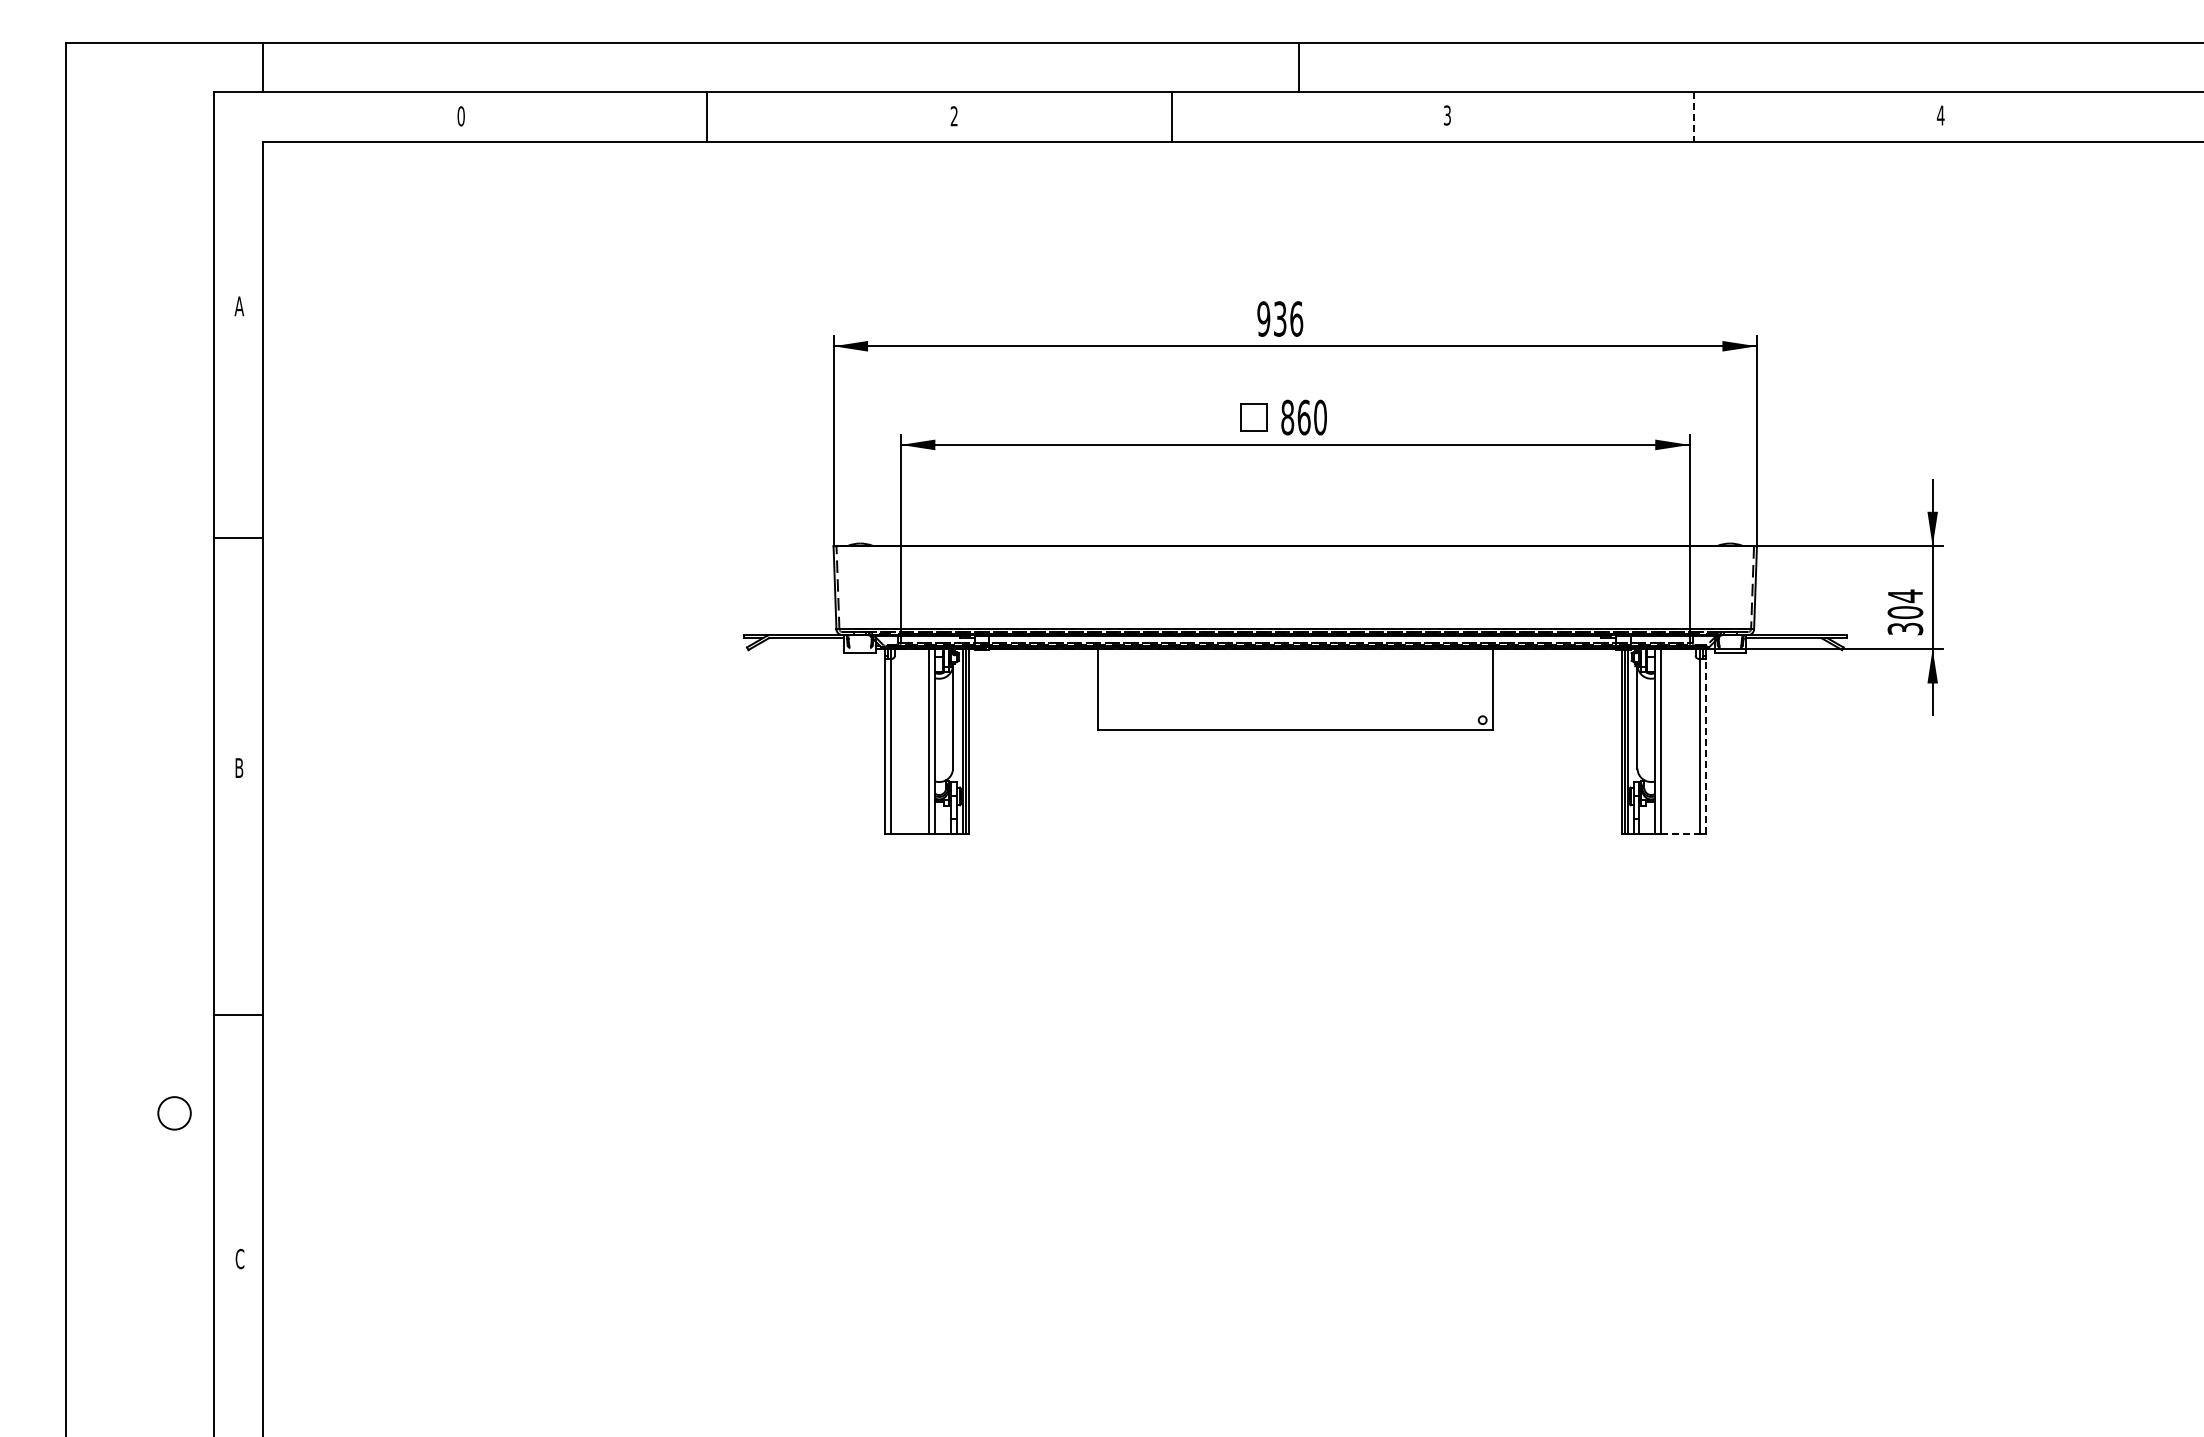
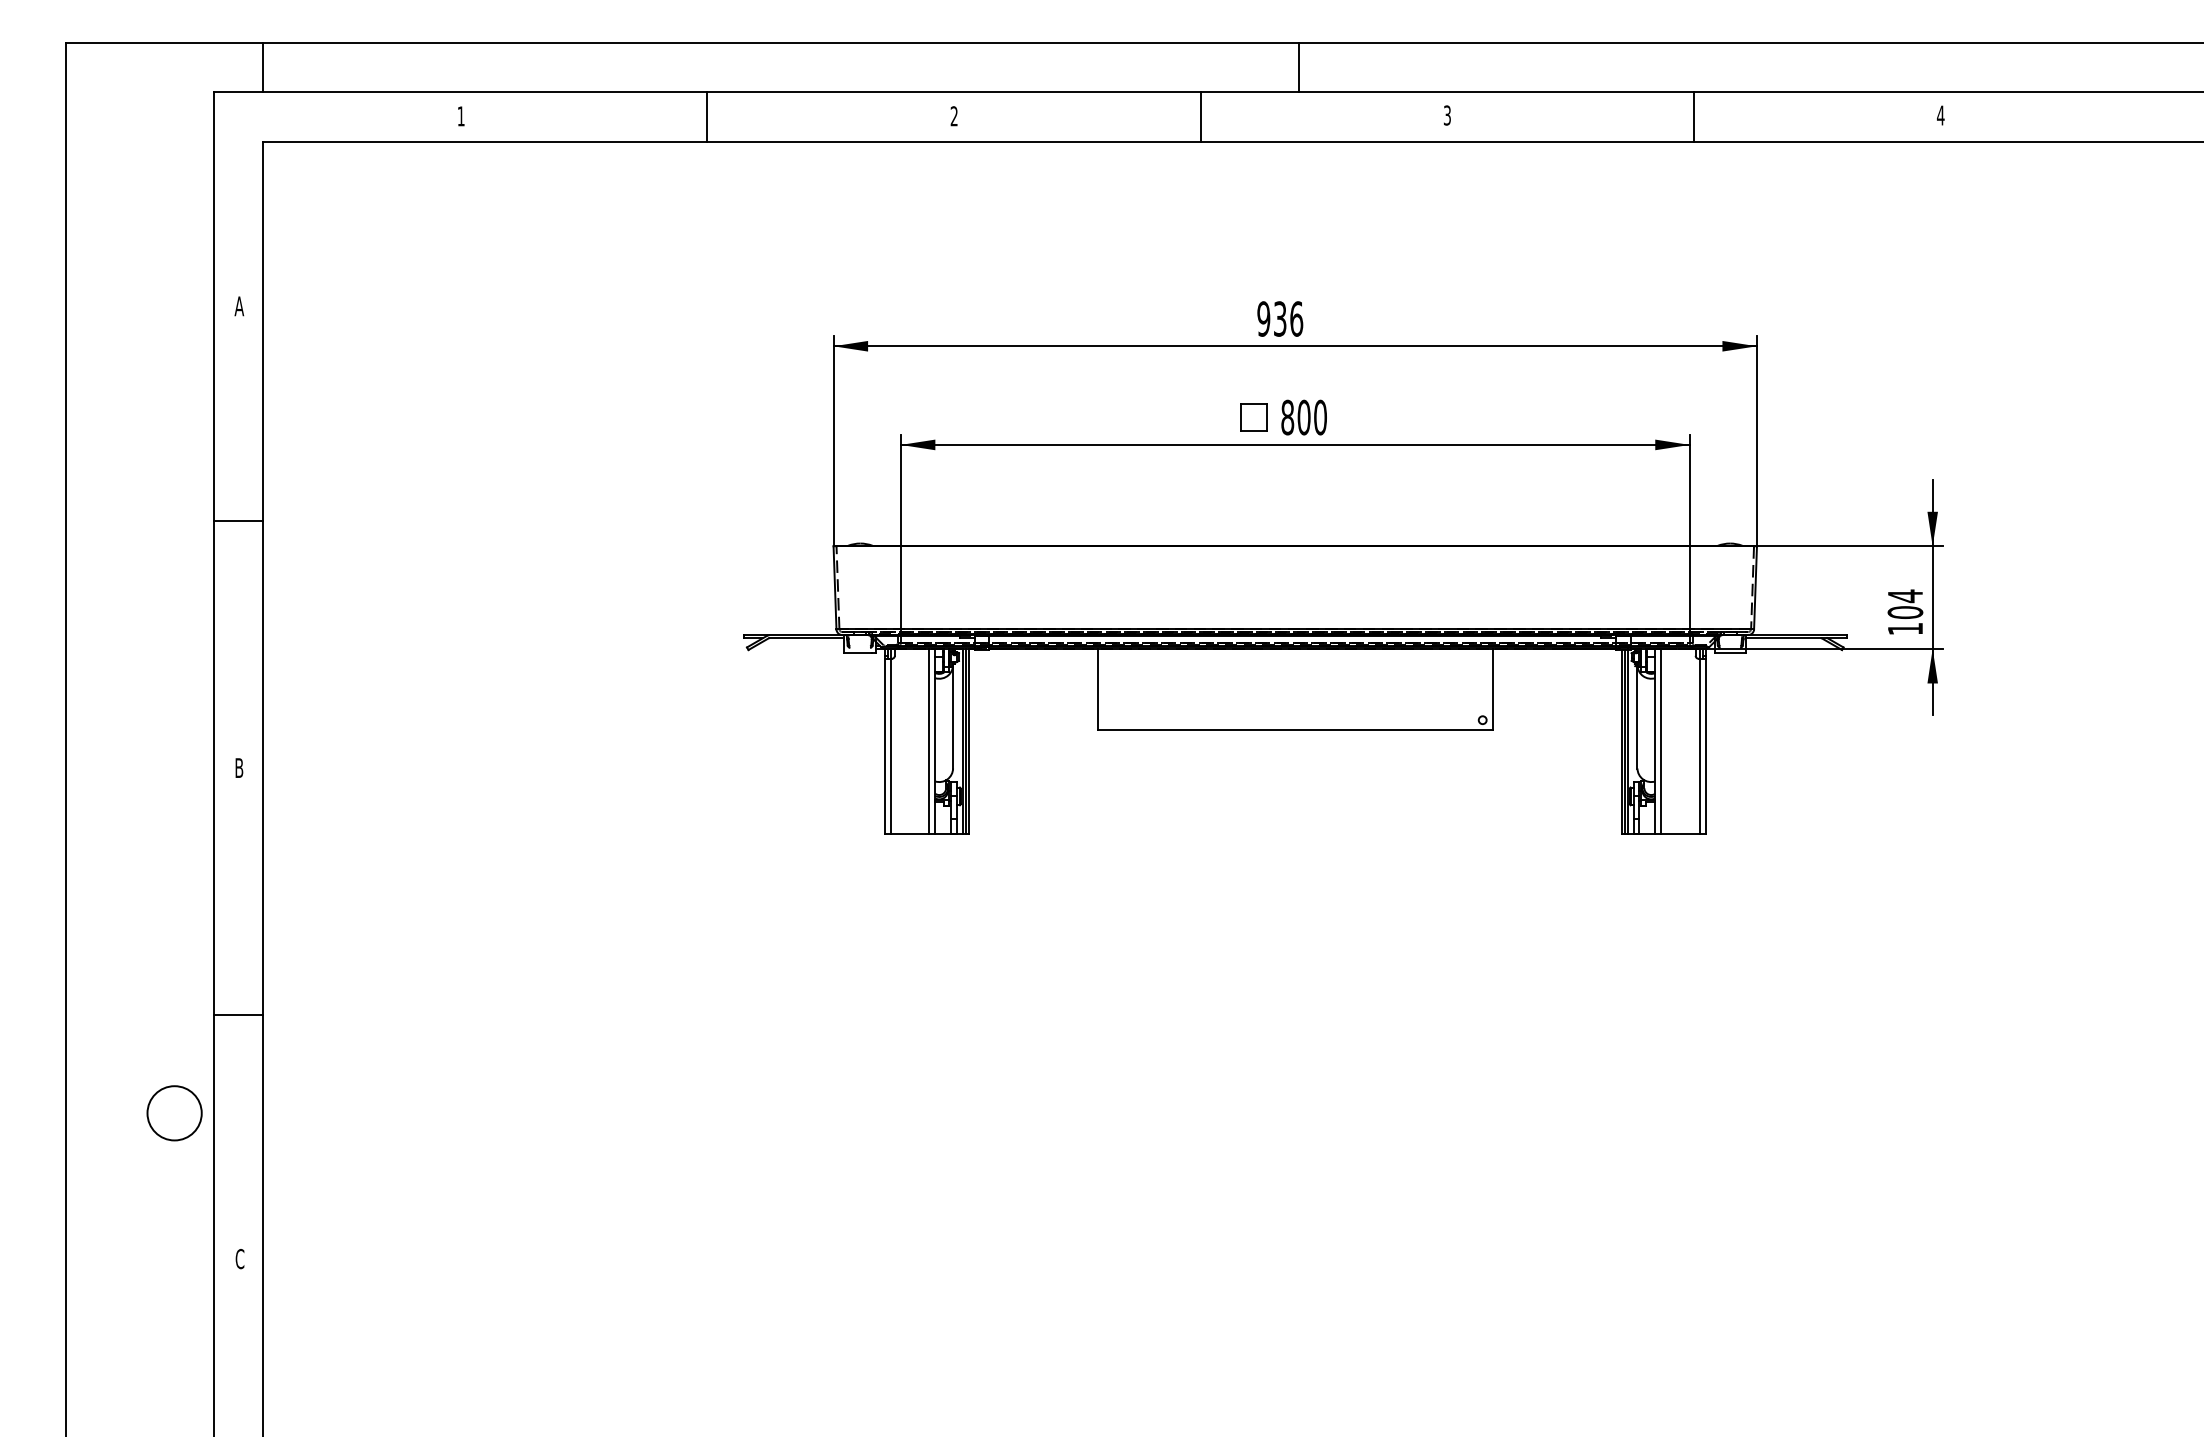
text: 0 -> 1 (460, 116)
line position: (1171, 116) -> (1200, 116) (1200, 116)
line: dashed -> solid (1693, 116)
text: 860 -> 800 (1303, 417)
line position: (238, 538) -> (238, 521) (238, 521)
text: 304 -> 104 (1905, 628)
line: dashed -> solid (1705, 746)
line: dashed -> solid (1680, 834)
circle size: 35x35 px -> 57x57 px (174, 1113)
